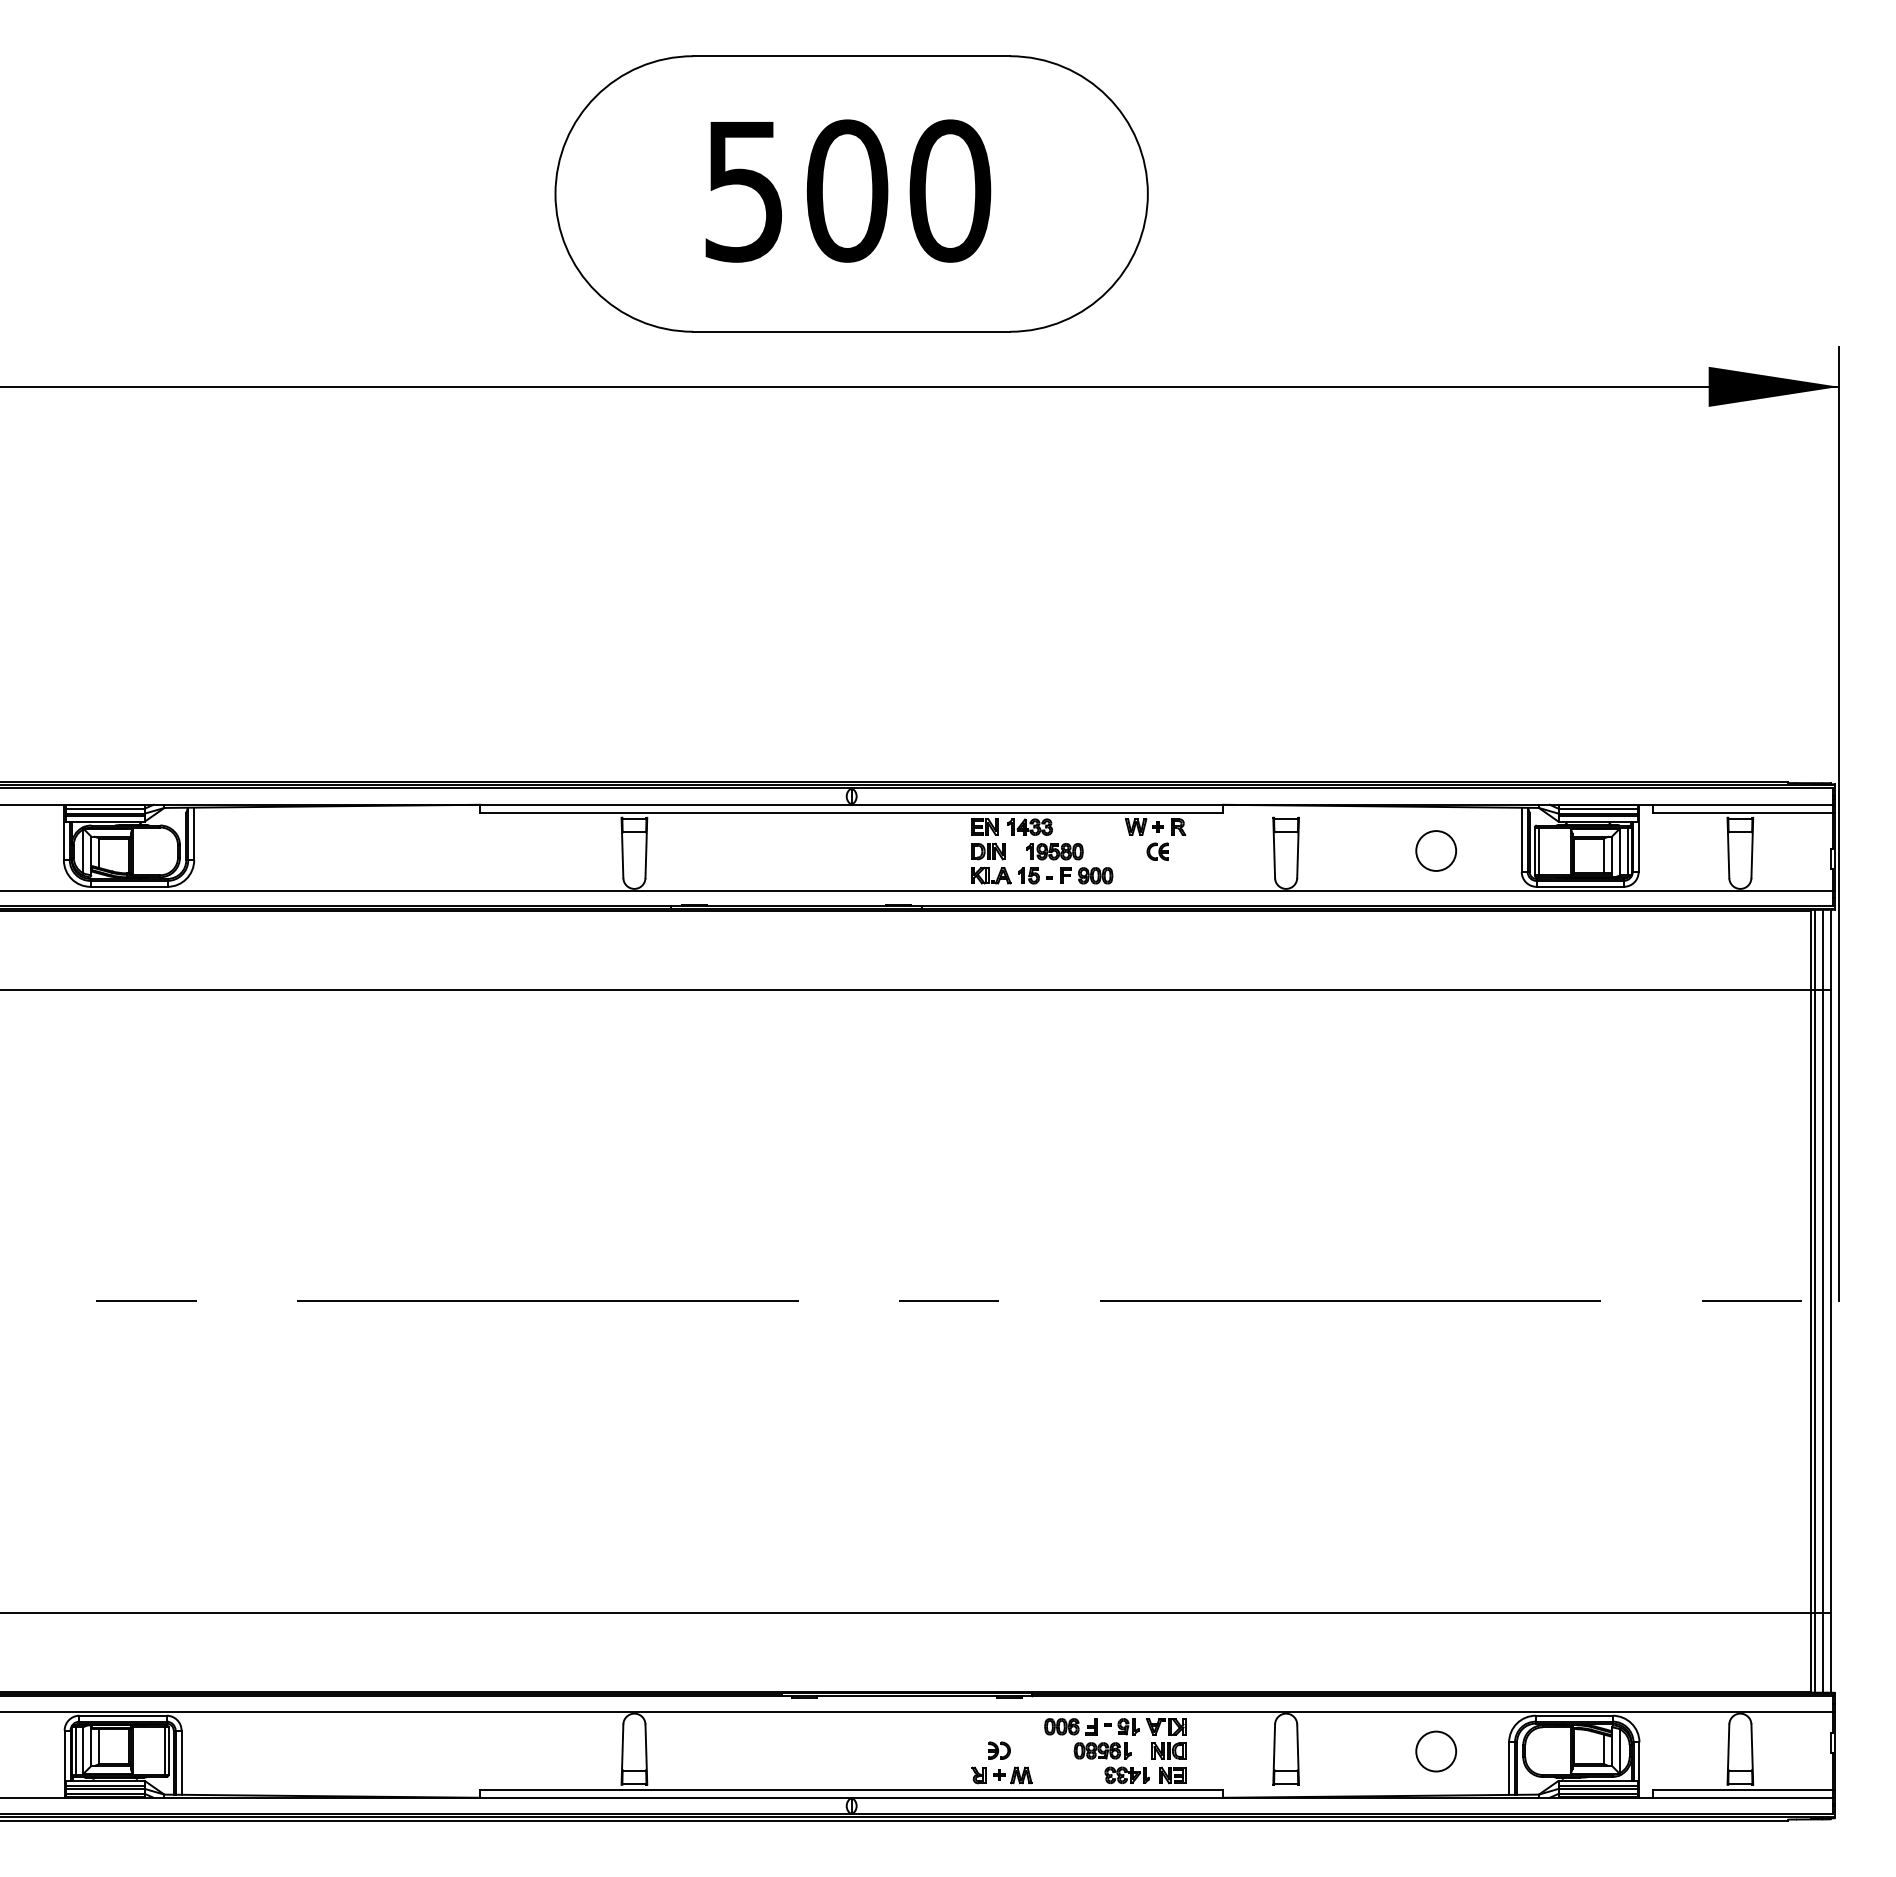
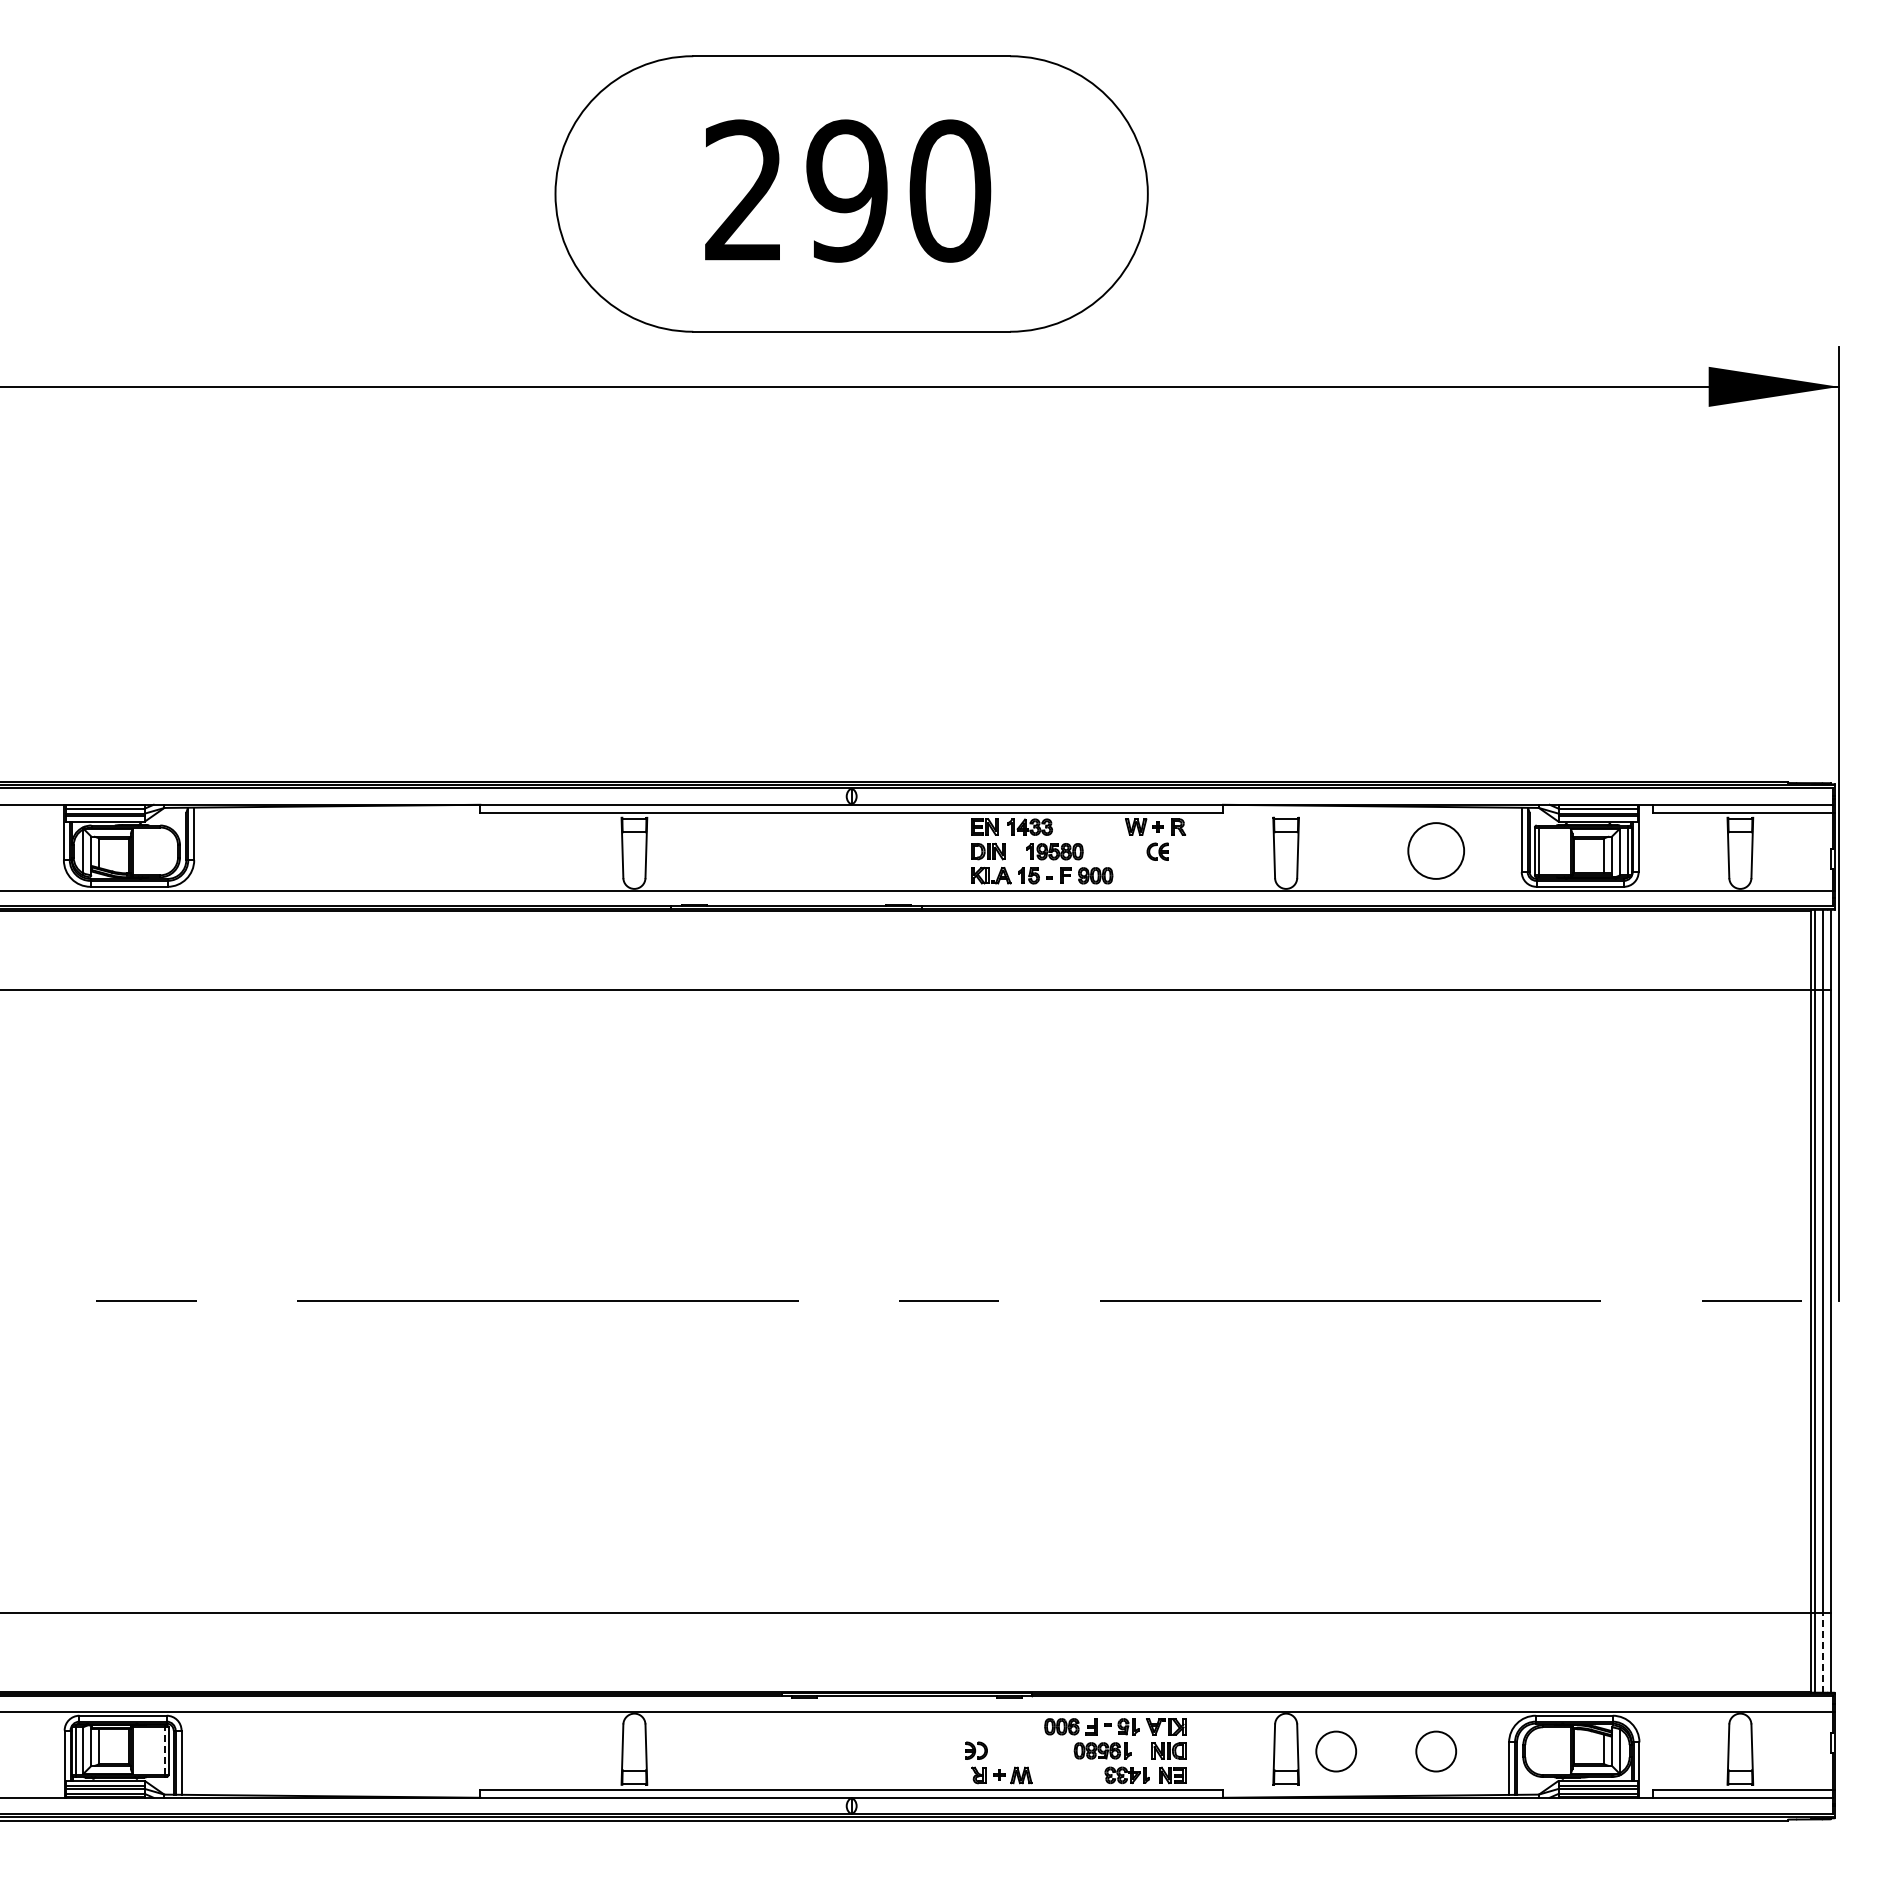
text: 500 -> 290 (796, 190)
circle diameter: 40 px -> 56 px (1436, 850)
line: solid -> dashed (1823, 1652)
part position: (999, 1750) -> (976, 1750) (976, 1750)
line: solid -> dashed (164, 1751)
circle: none -> present (1336, 1751)
